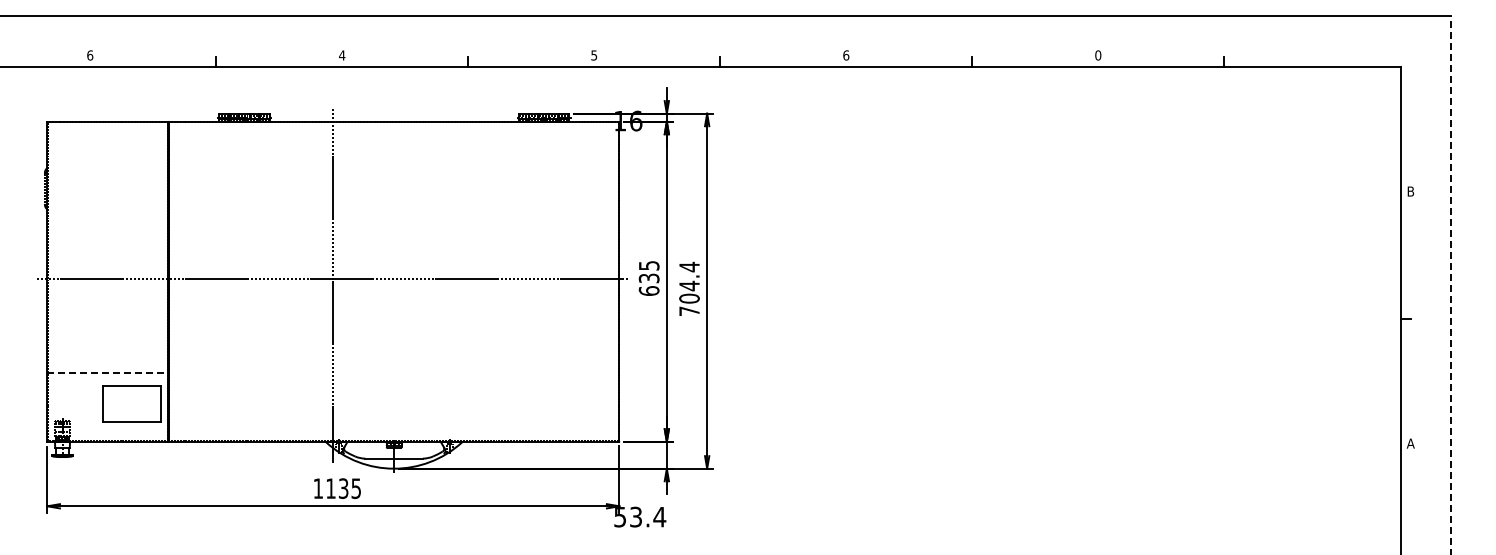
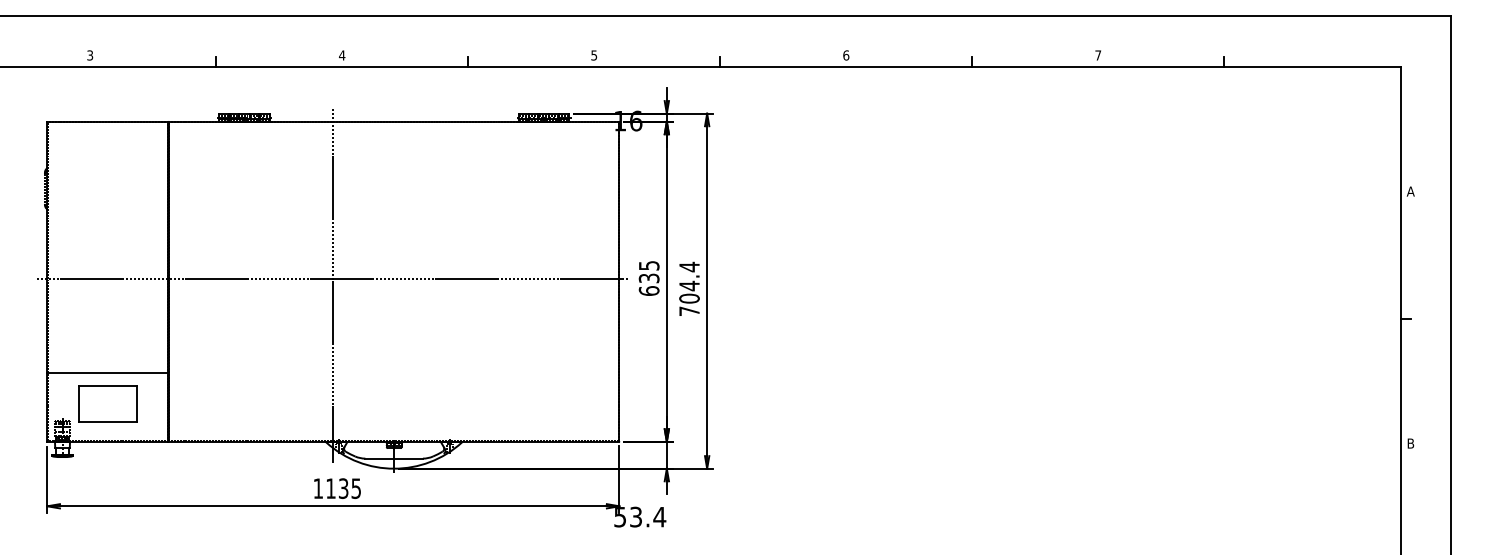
text: 6 -> 3 (90, 55)
text: 0 -> 7 (1098, 55)
text: B -> A (1410, 191)
line: dashed -> solid (1451, 285)
line: dashed -> solid (108, 372)
part position: (131, 403) -> (107, 403) (107, 403)
text: A -> B (1410, 443)
